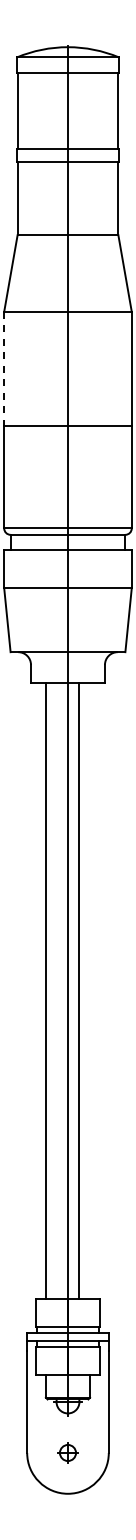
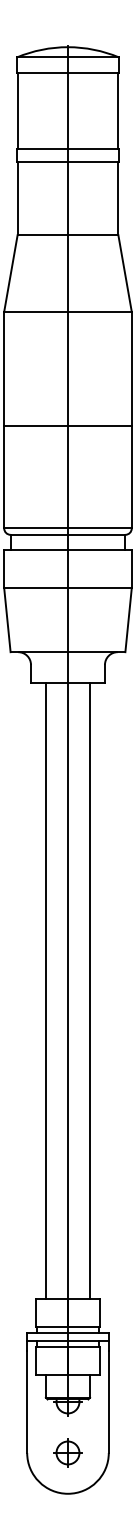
line: dashed -> solid (4, 369)
line position: (79, 990) -> (90, 990) (90, 990)
part size: 22x22 px -> 30x30 px (67, 1452)
